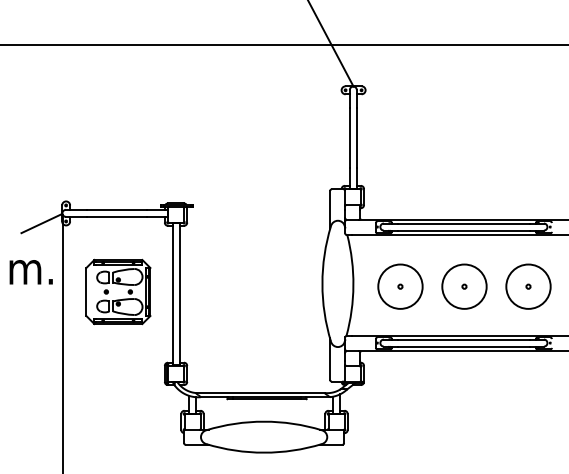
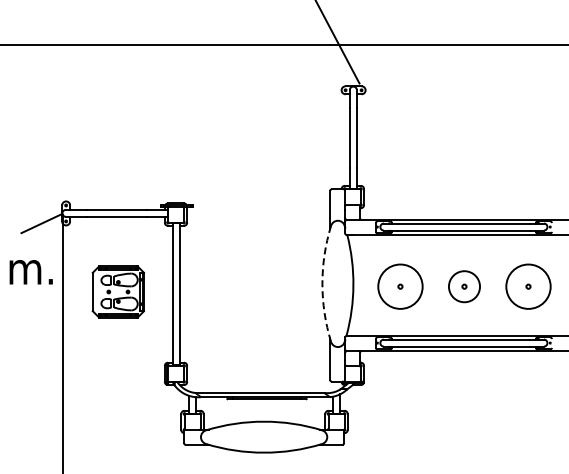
line position: (331, 44) -> (337, 42) (337, 42)
arc: solid -> dashed (322, 283)
circle diameter: 44 px -> 31 px (464, 286)
part size: 67x68 px -> 55x54 px (118, 291)
